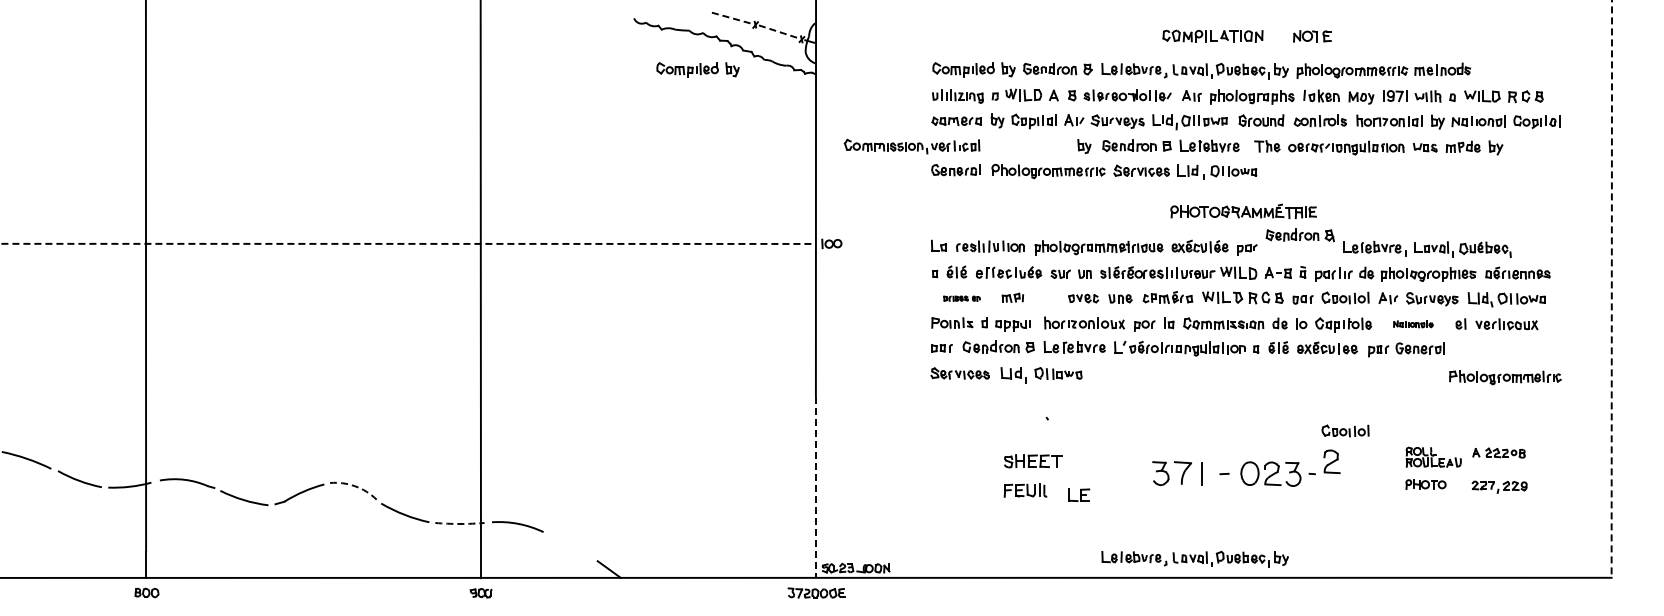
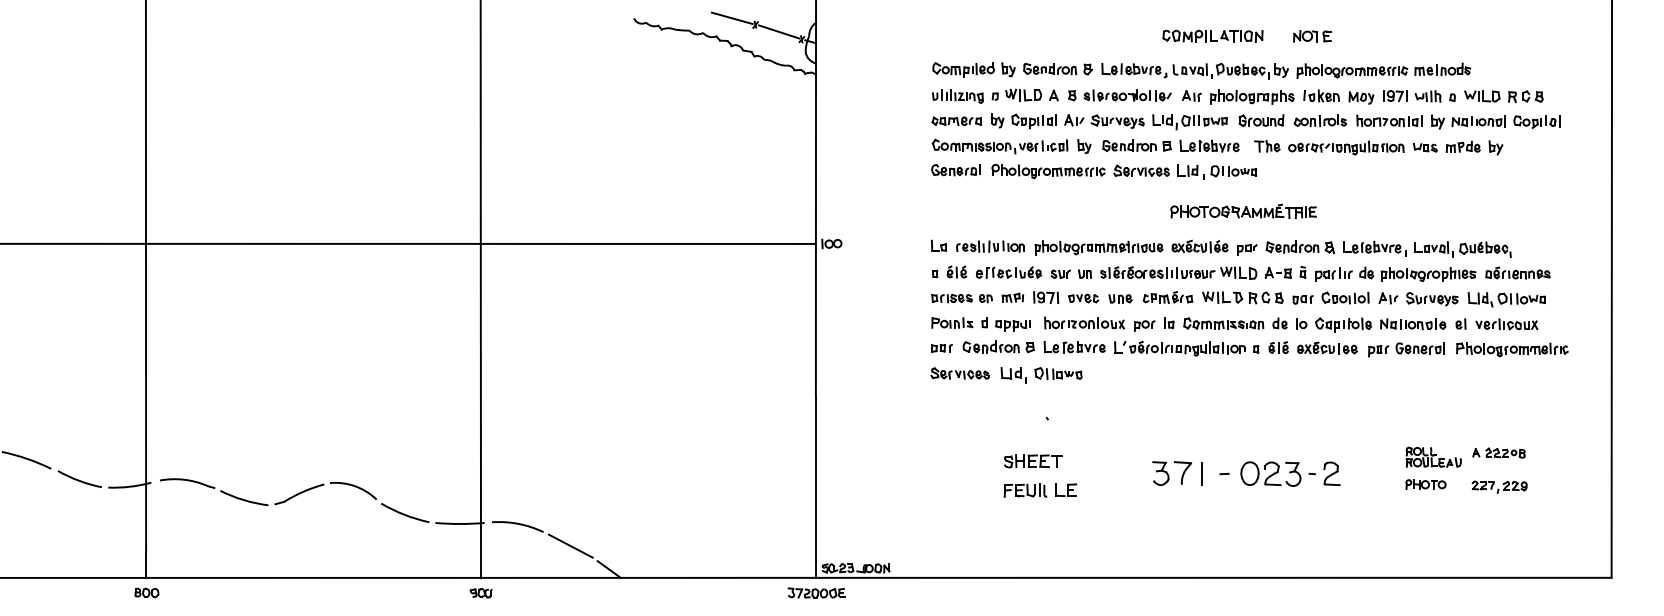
line: dashed -> solid (732, 18)
line: dashed -> solid (779, 32)
part: present -> none (697, 69)
part position: (911, 146) -> (999, 146) (999, 146)
part position: (1299, 235) -> (1299, 247) (1299, 247)
line: dashed -> solid (408, 243)
line: dashed -> solid (1611, 289)
part: none -> present (1046, 297)
part size: 38x7 px -> 62x10 px (961, 298)
part size: 41x9 px -> 67x13 px (1413, 324)
part position: (1505, 377) -> (1512, 349) (1512, 349)
part: present -> none (1345, 430)
part position: (1331, 461) -> (1331, 473) (1331, 473)
arc: dashed -> solid (355, 486)
line: dashed -> solid (815, 487)
part position: (1079, 494) -> (1066, 489) (1066, 489)
arc: dashed -> solid (459, 523)
line: none -> present (570, 545)
part: present -> none (1194, 558)
